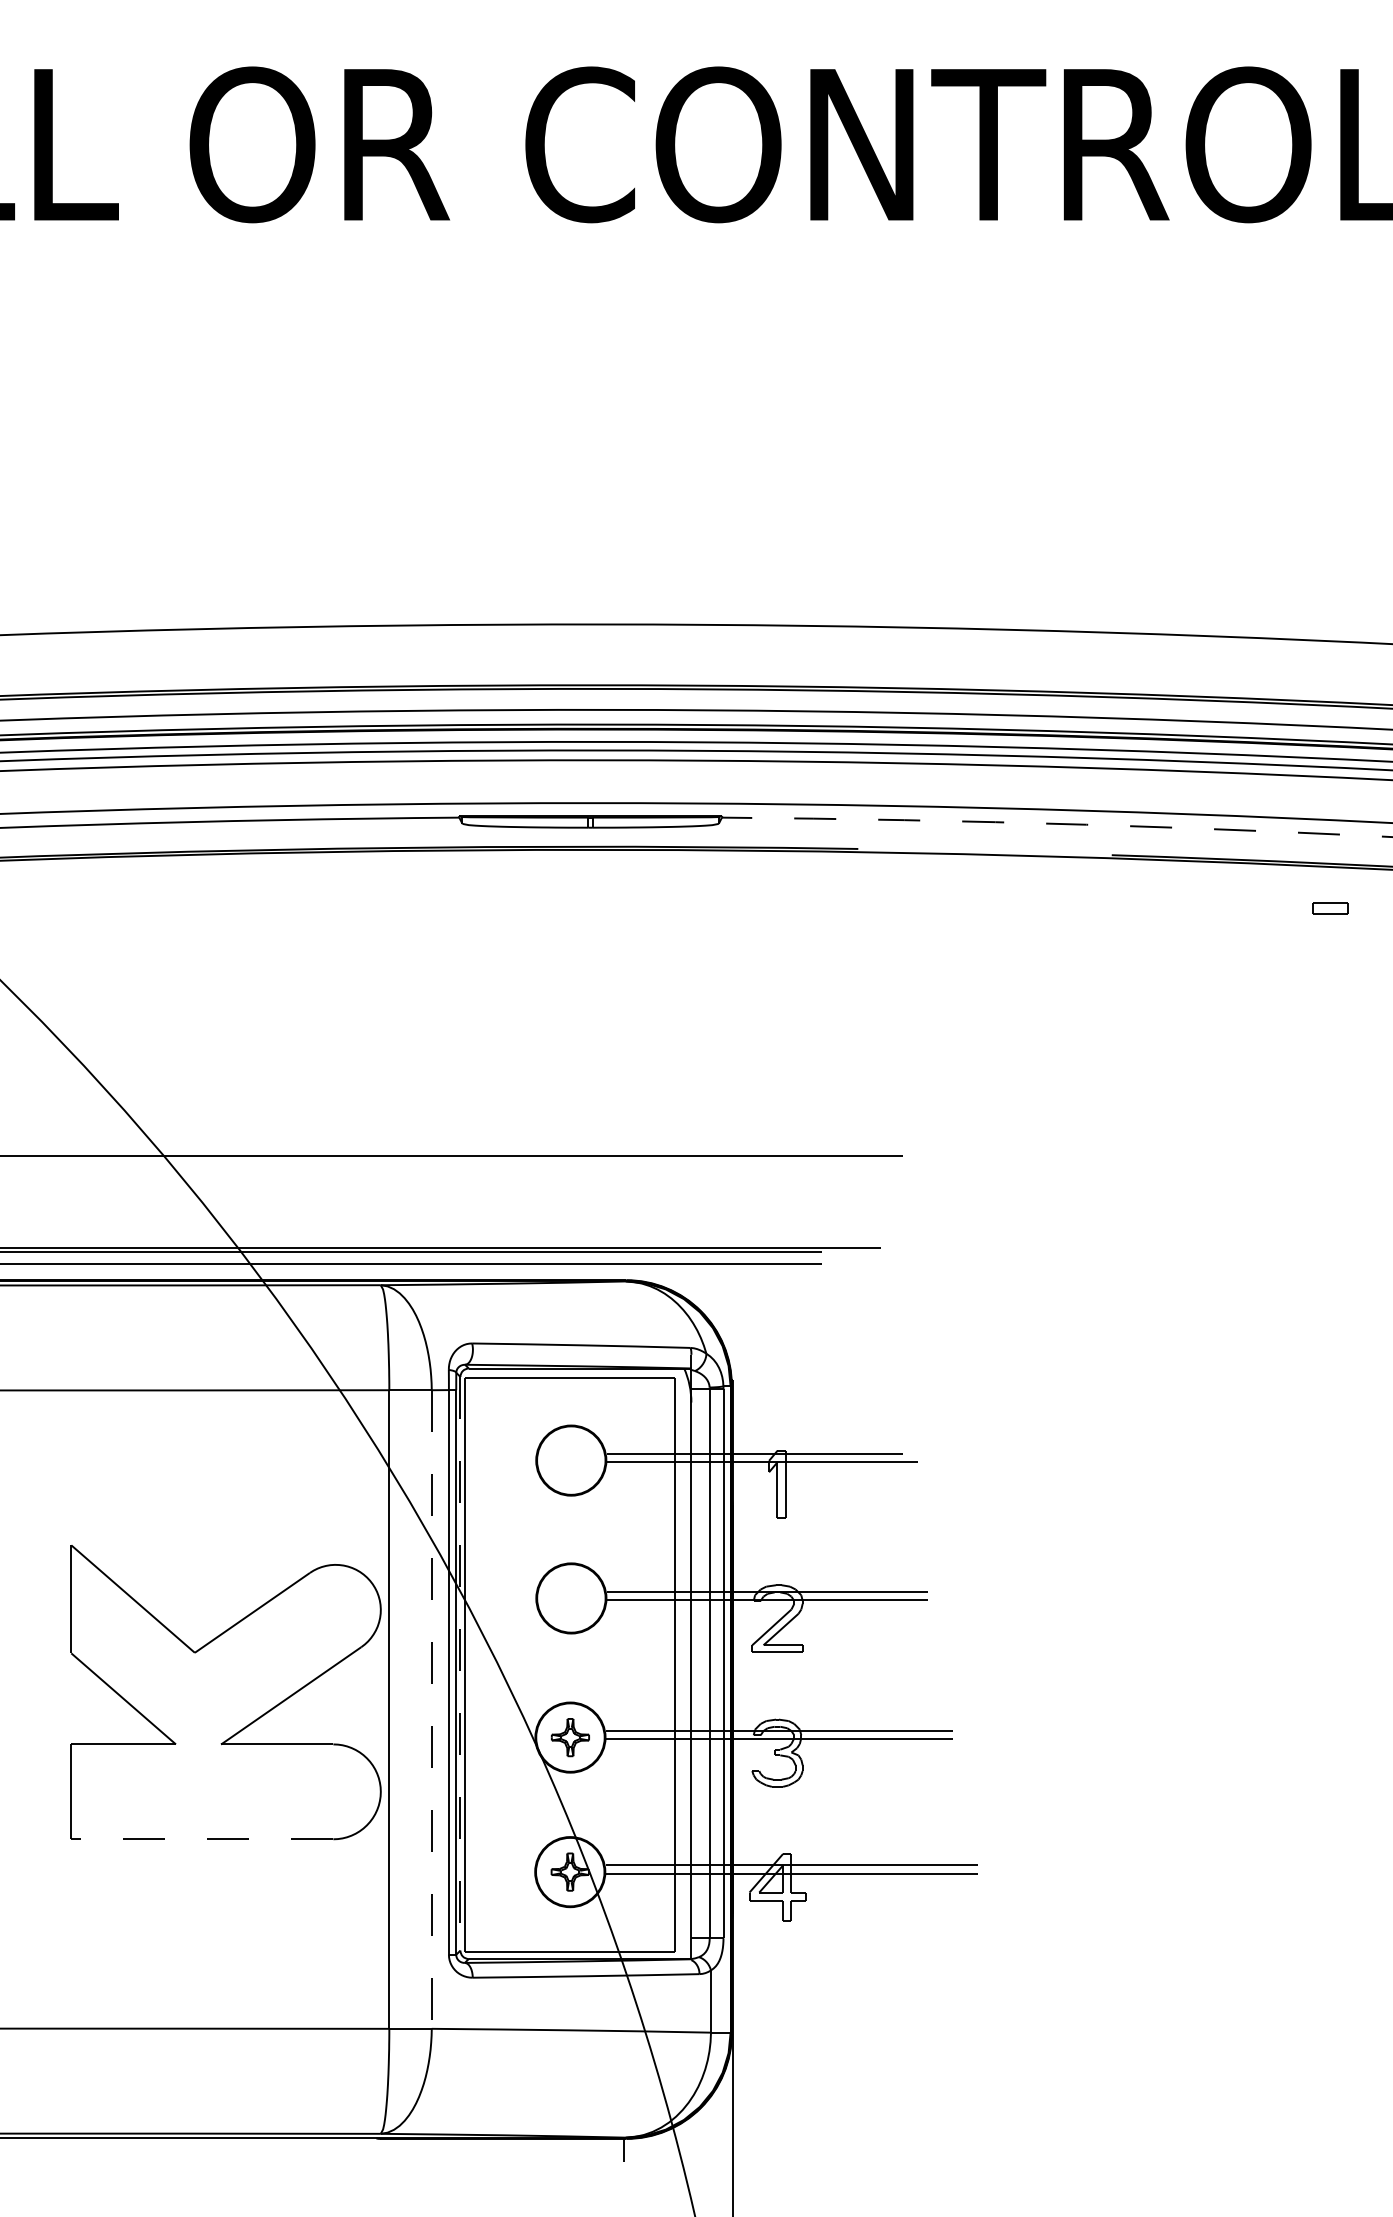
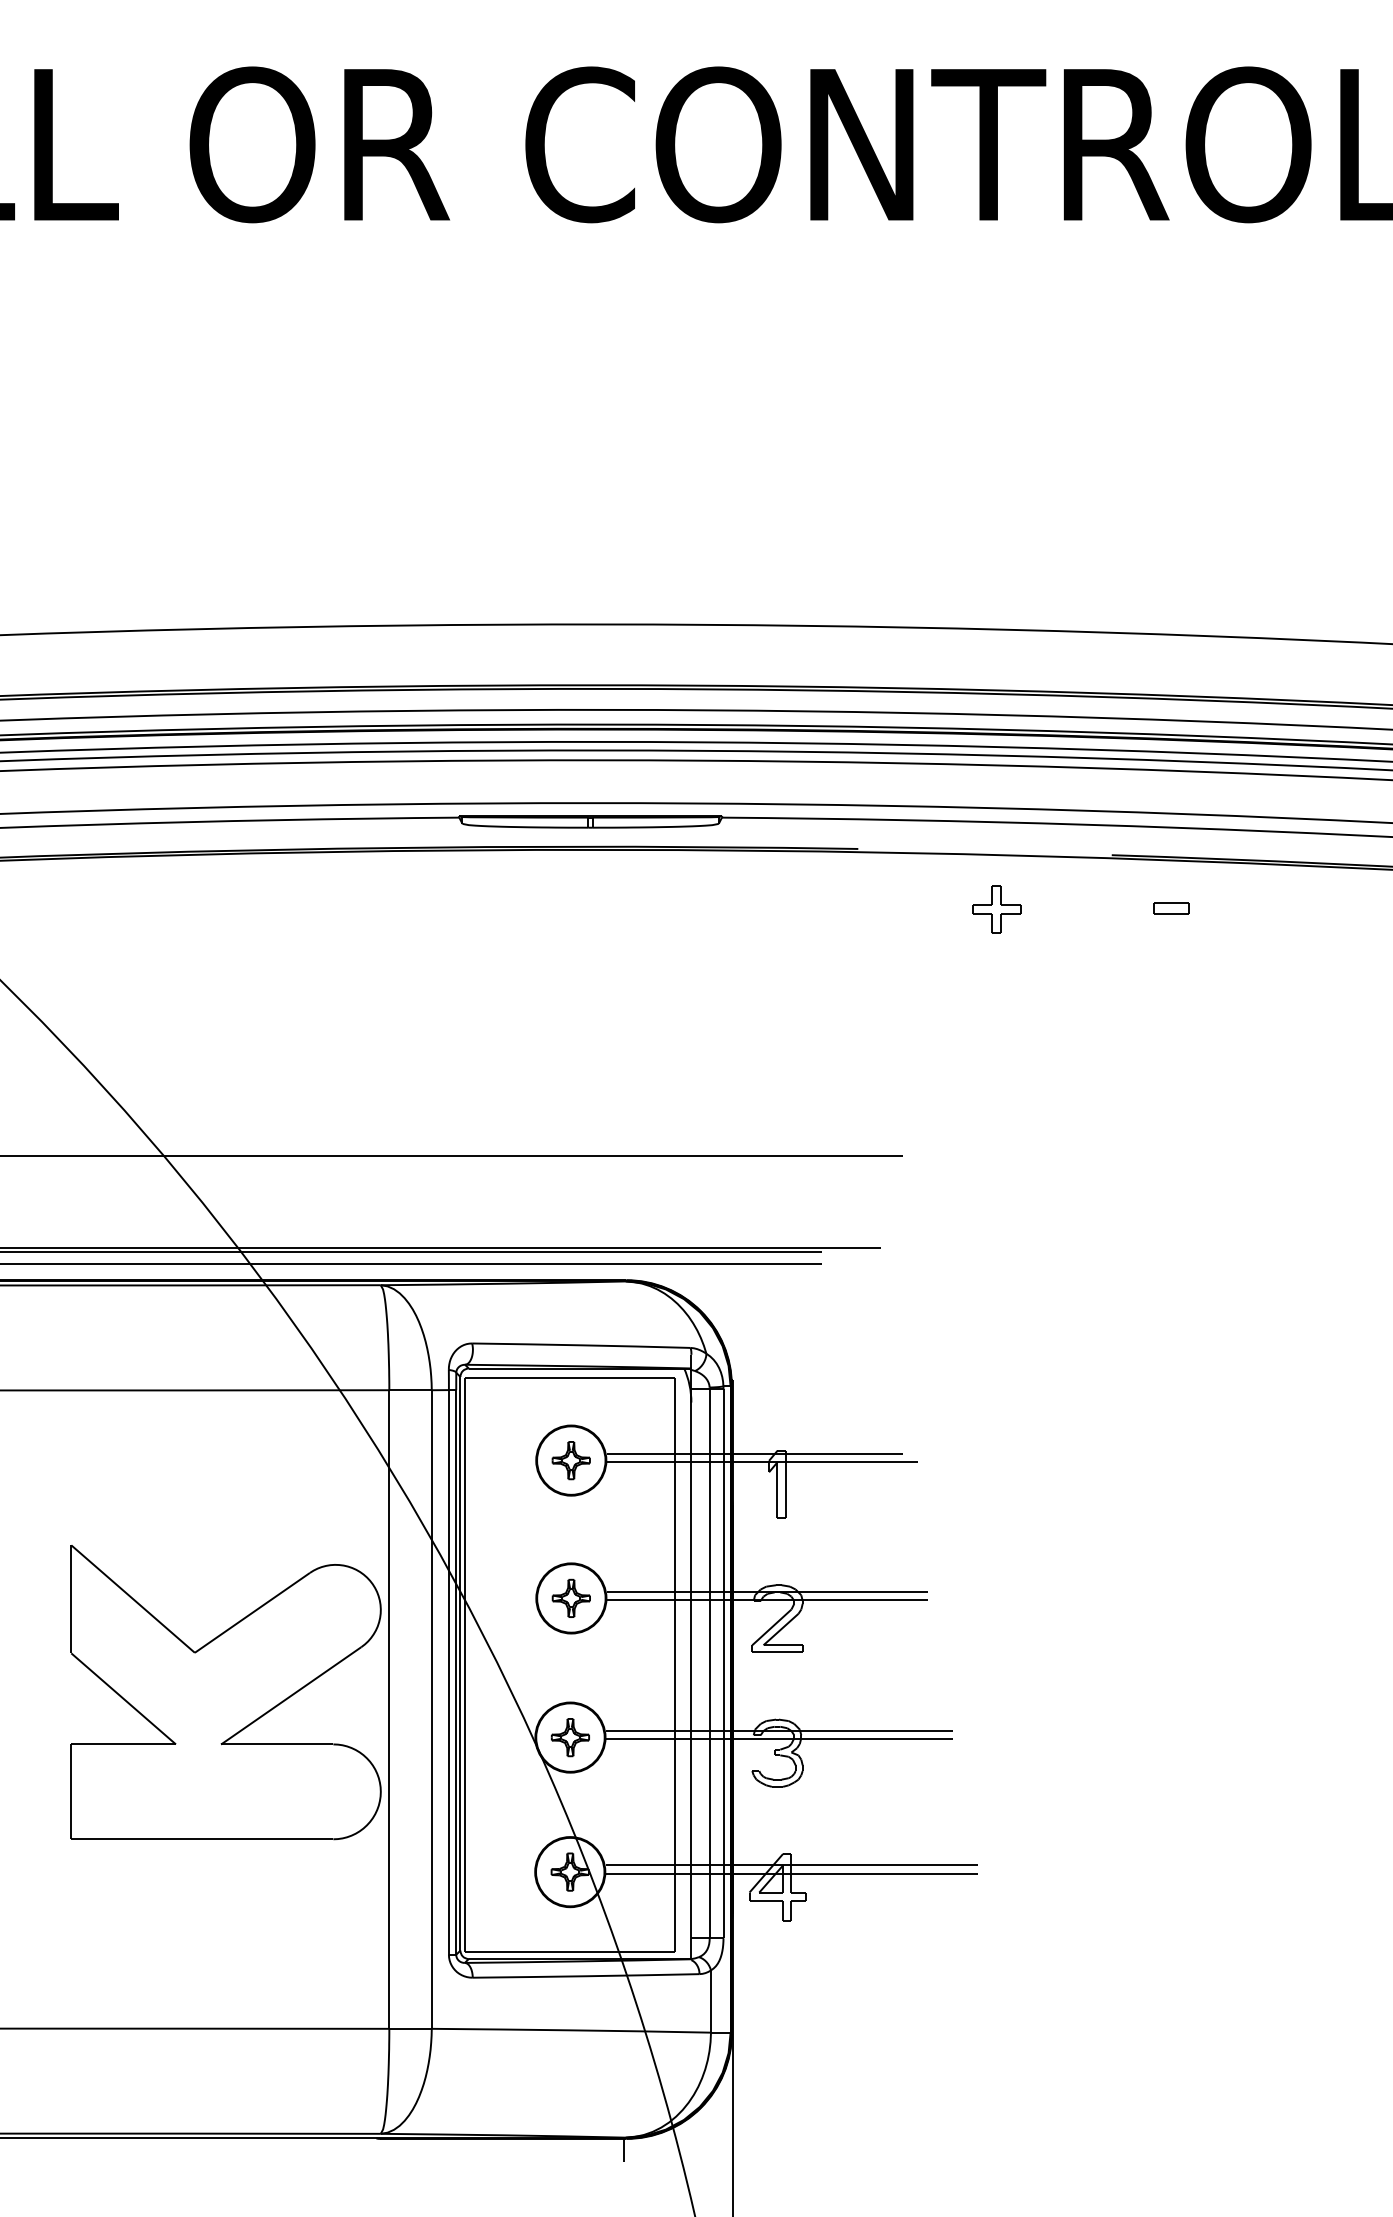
line: dashed -> solid (1057, 823)
part position: (1330, 908) -> (1171, 908) (1171, 908)
part: none -> present (996, 909)
part: none -> present (570, 1460)
part: none -> present (570, 1597)
line: dashed -> solid (460, 1663)
line: dashed -> solid (431, 1710)
line: dashed -> solid (201, 1839)
